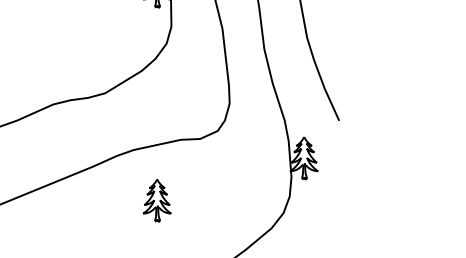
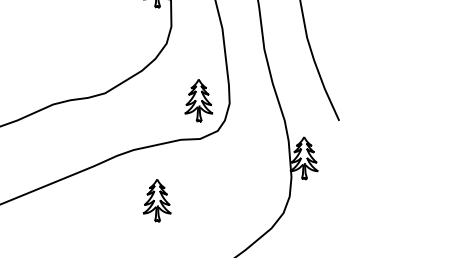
part: none -> present (198, 100)
